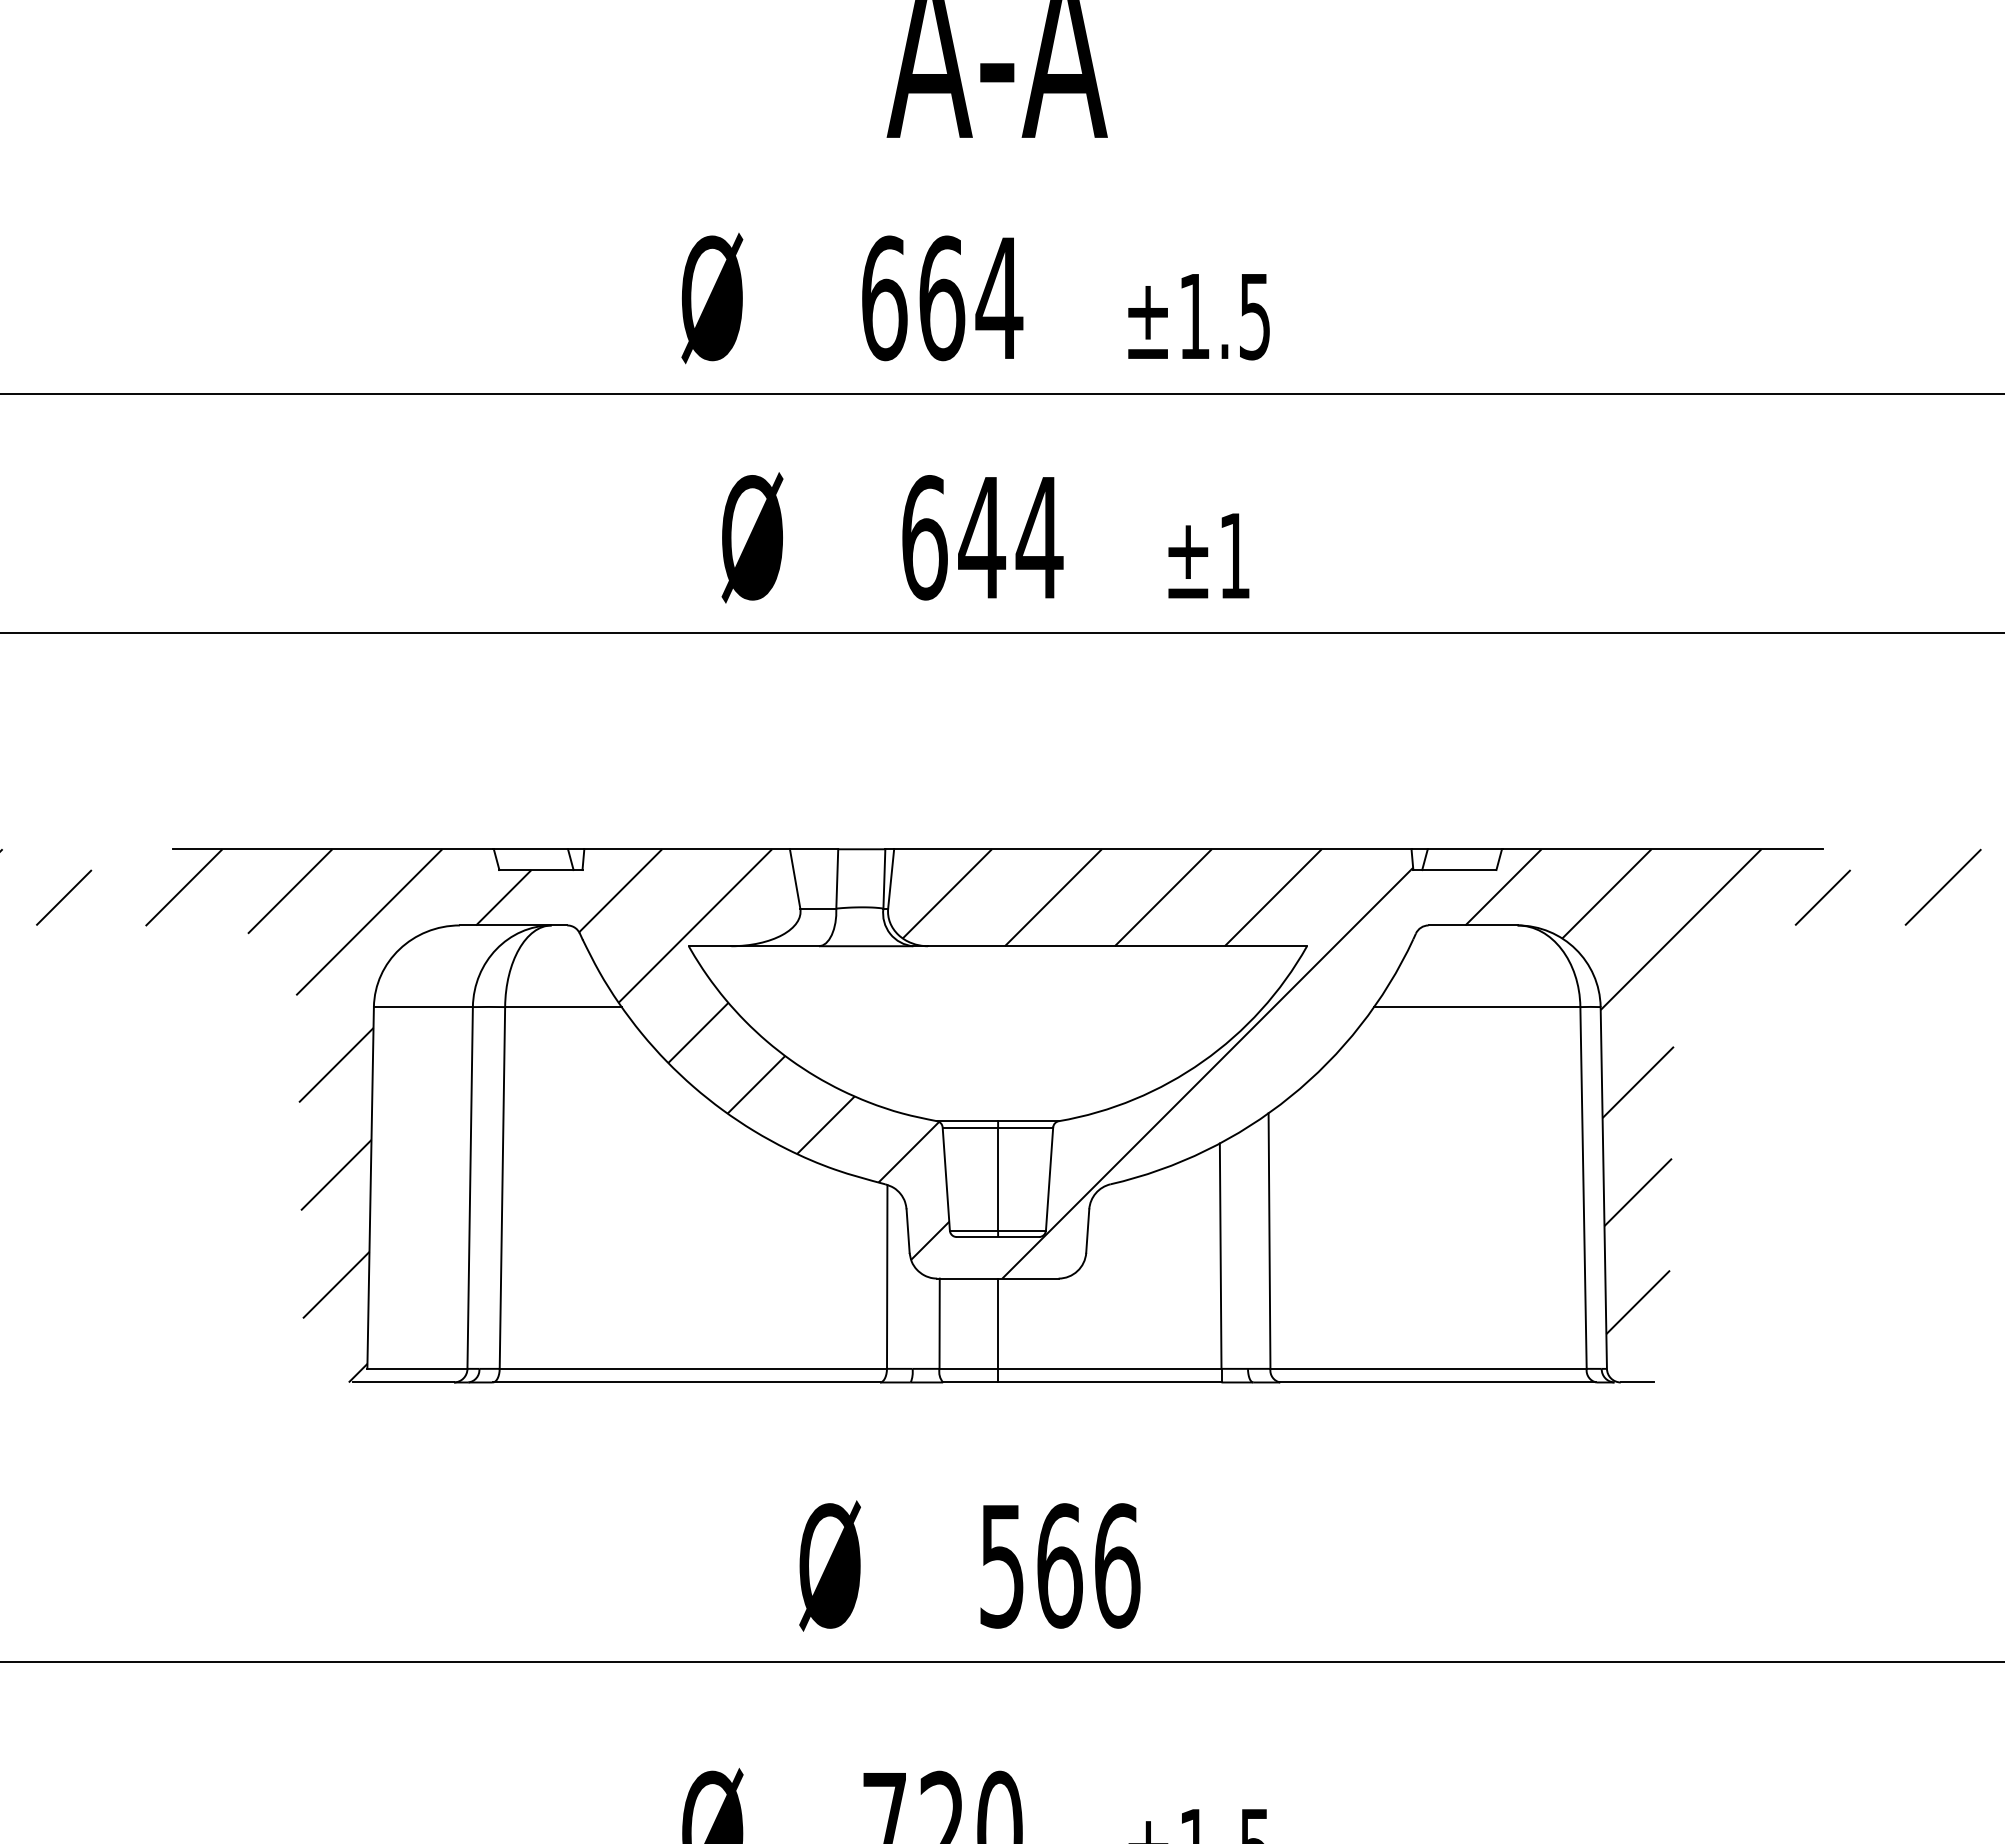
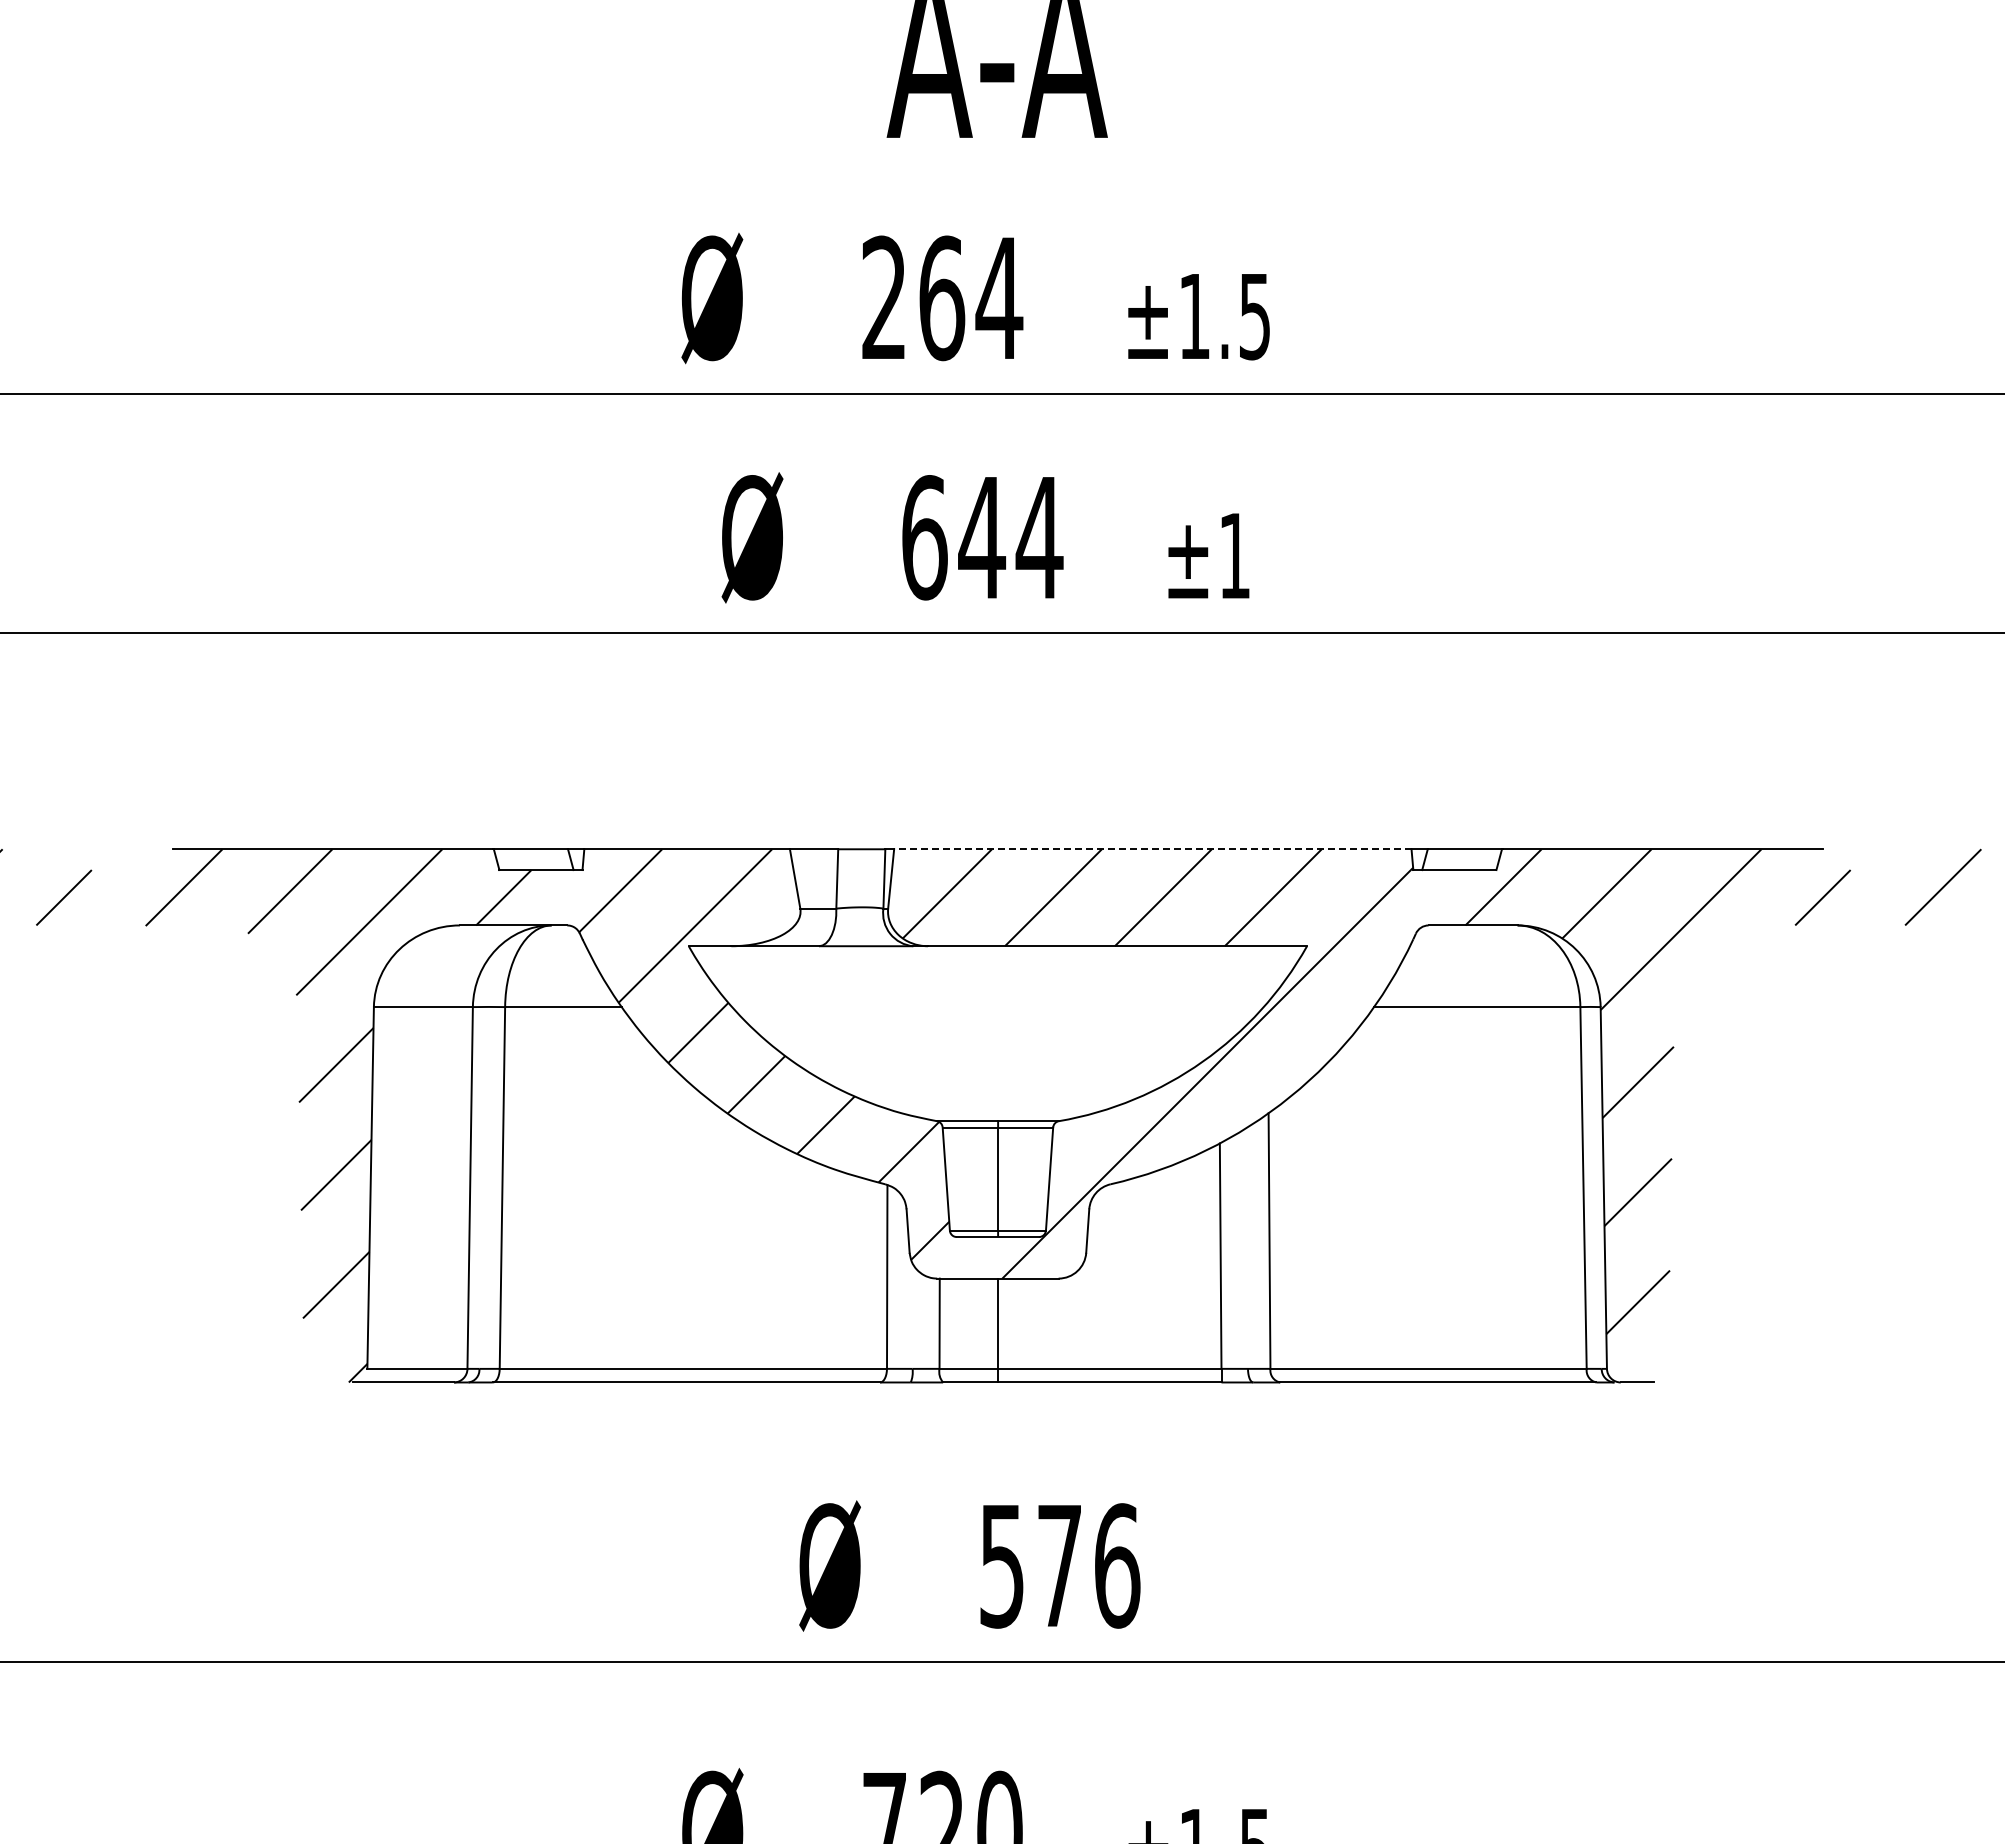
text: 664 -> 264 (884, 298)
line: solid -> dashed (1152, 849)
text: 566 -> 576 (1059, 1565)
